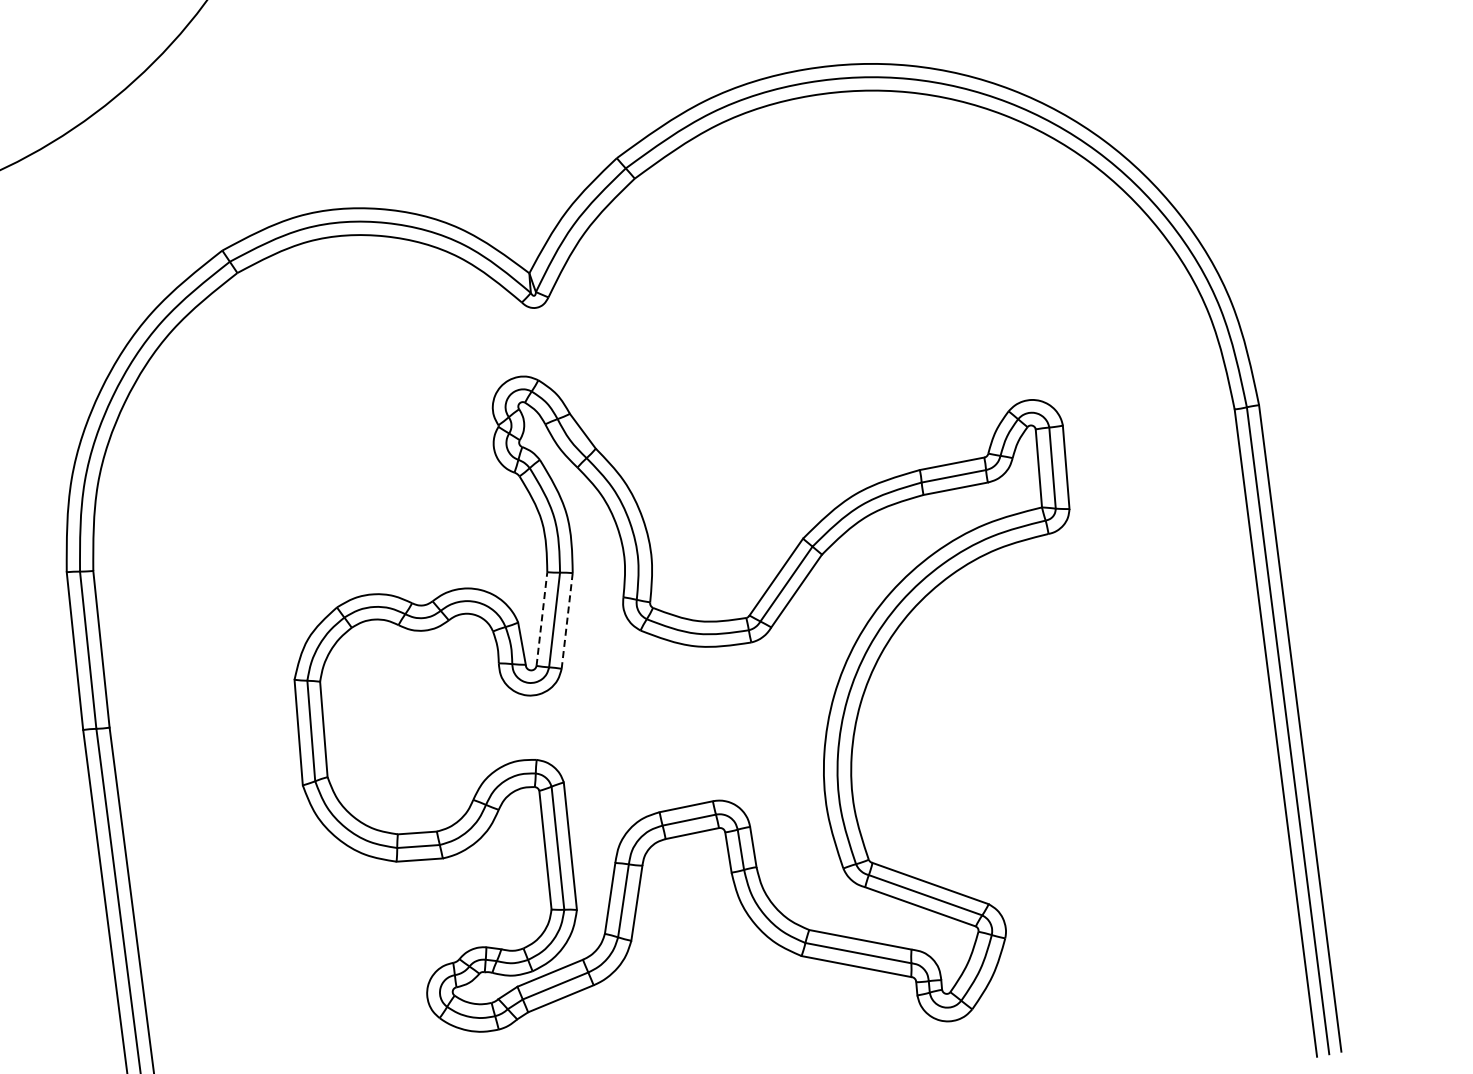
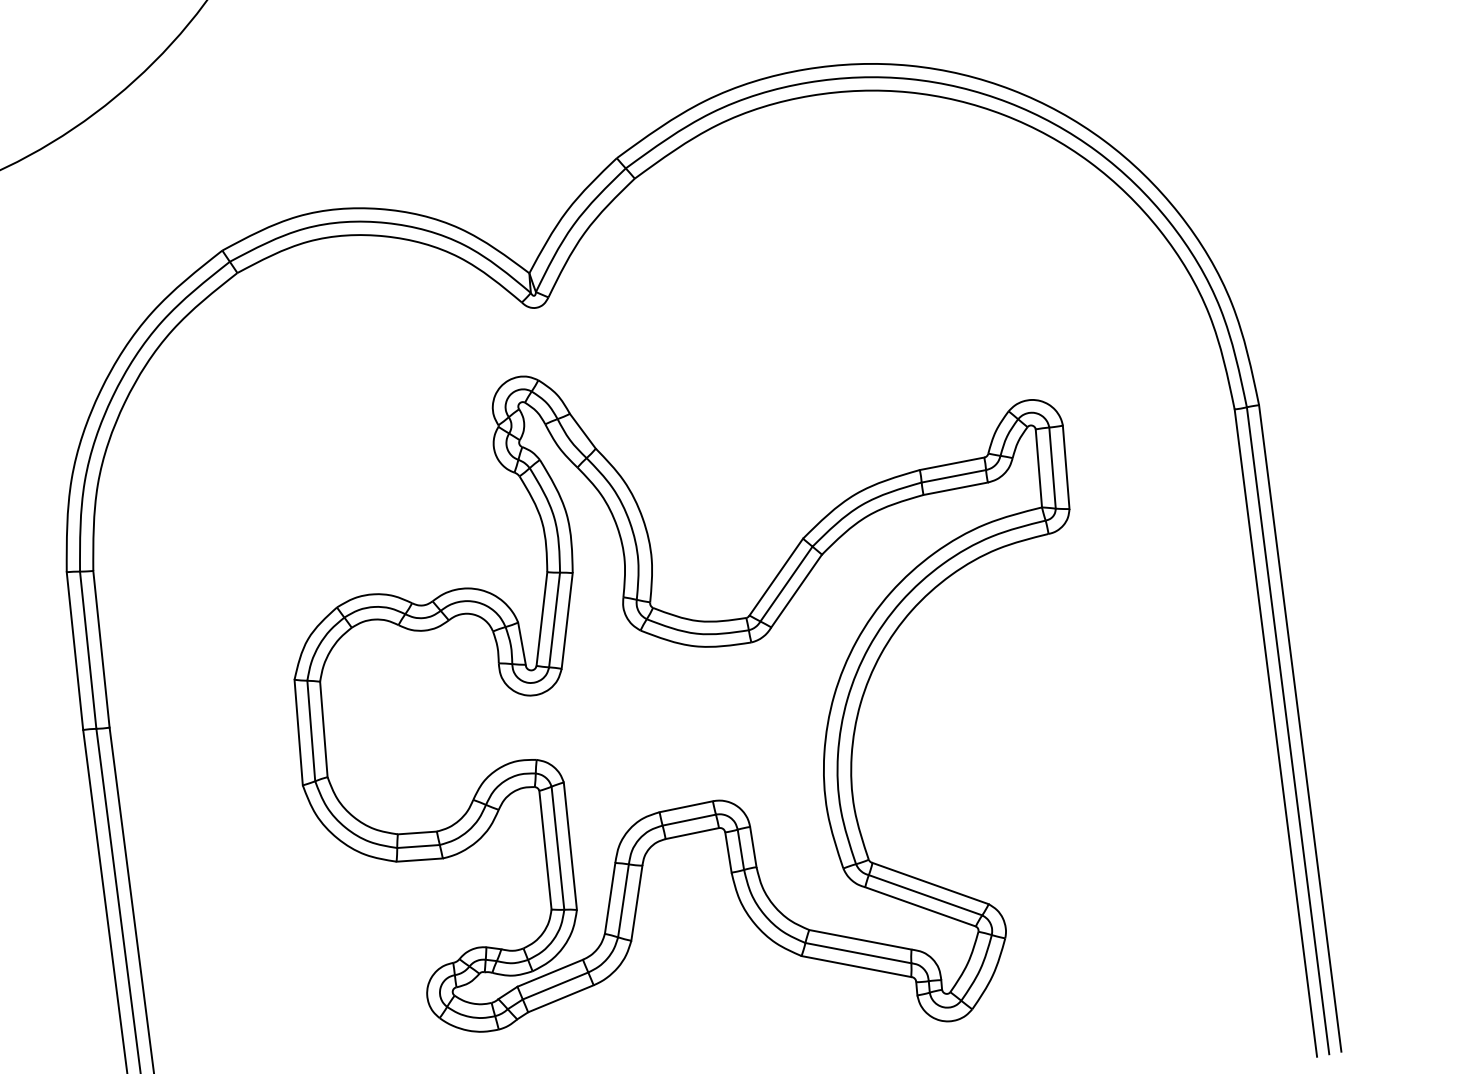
line: dashed -> solid (541, 618)
line: dashed -> solid (567, 621)
